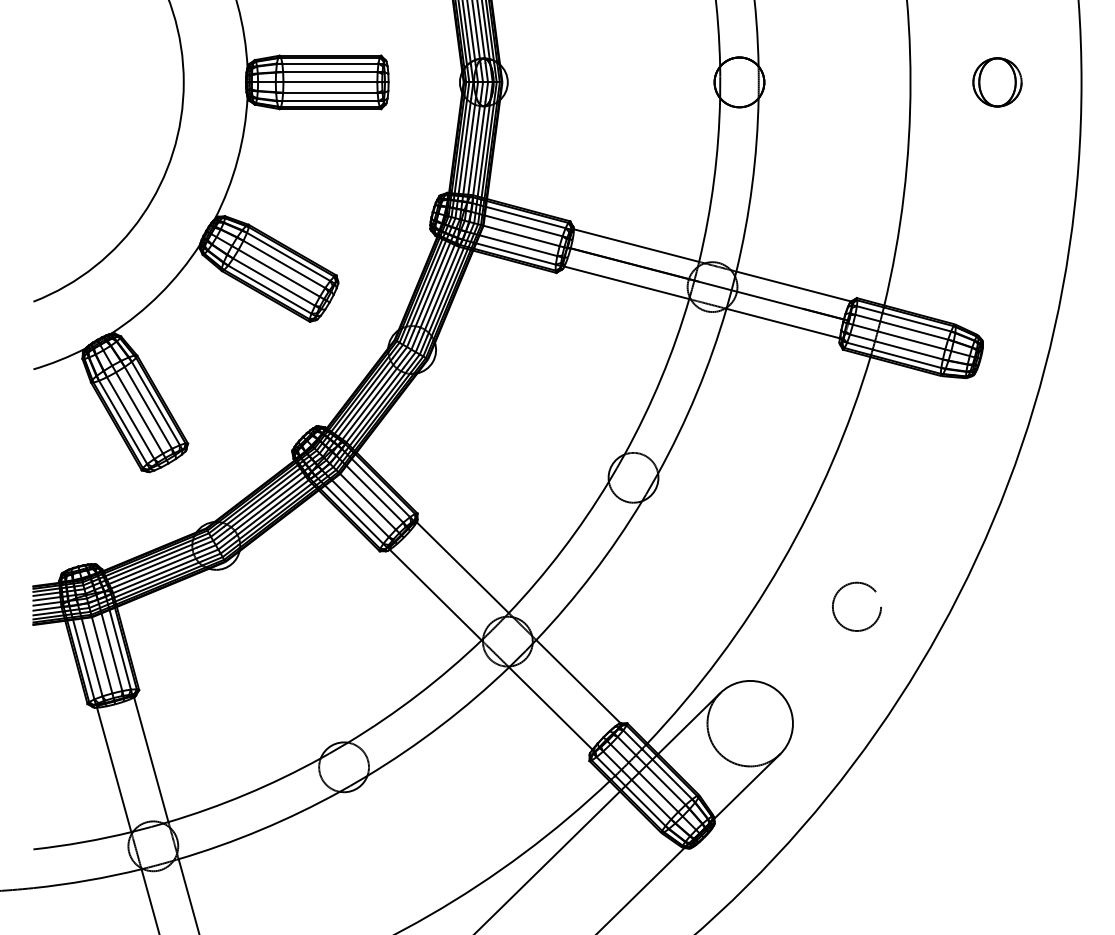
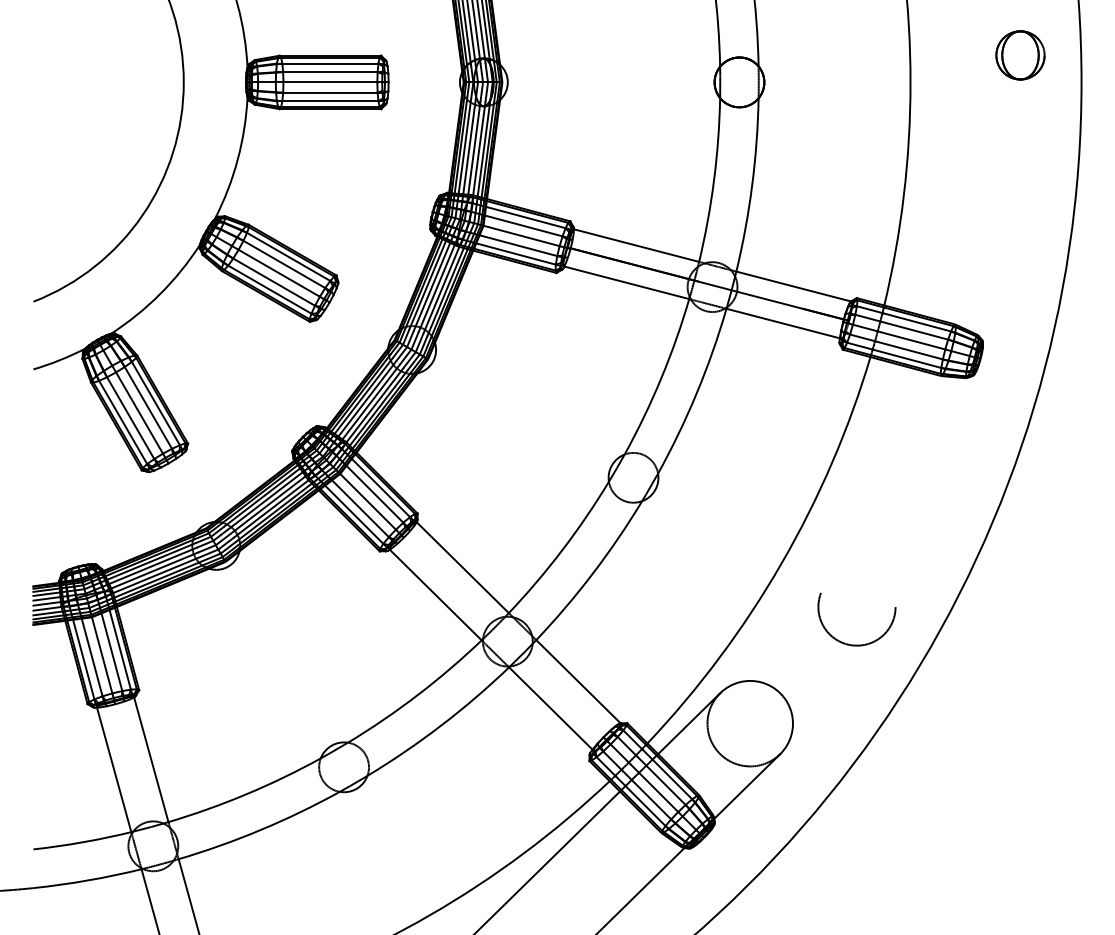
part position: (997, 82) -> (1020, 55) (1020, 55)
circle size: 50x51 px -> 80x55 px (856, 619)
